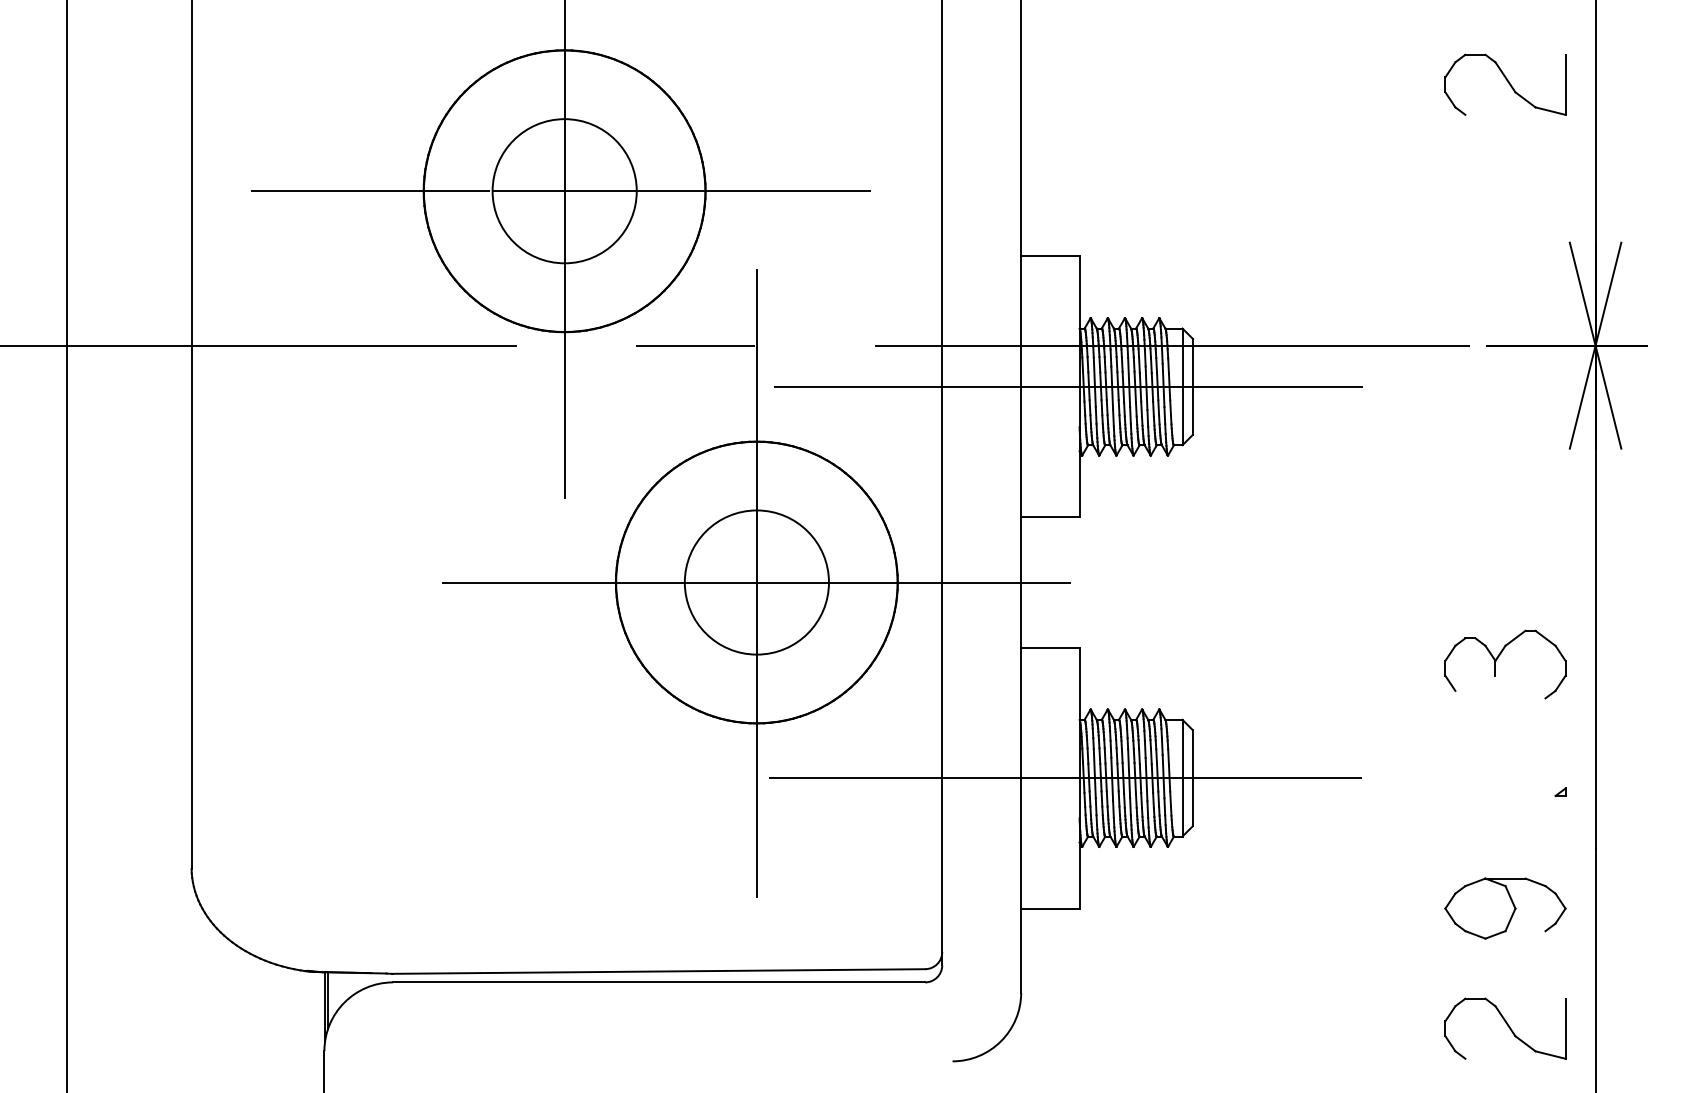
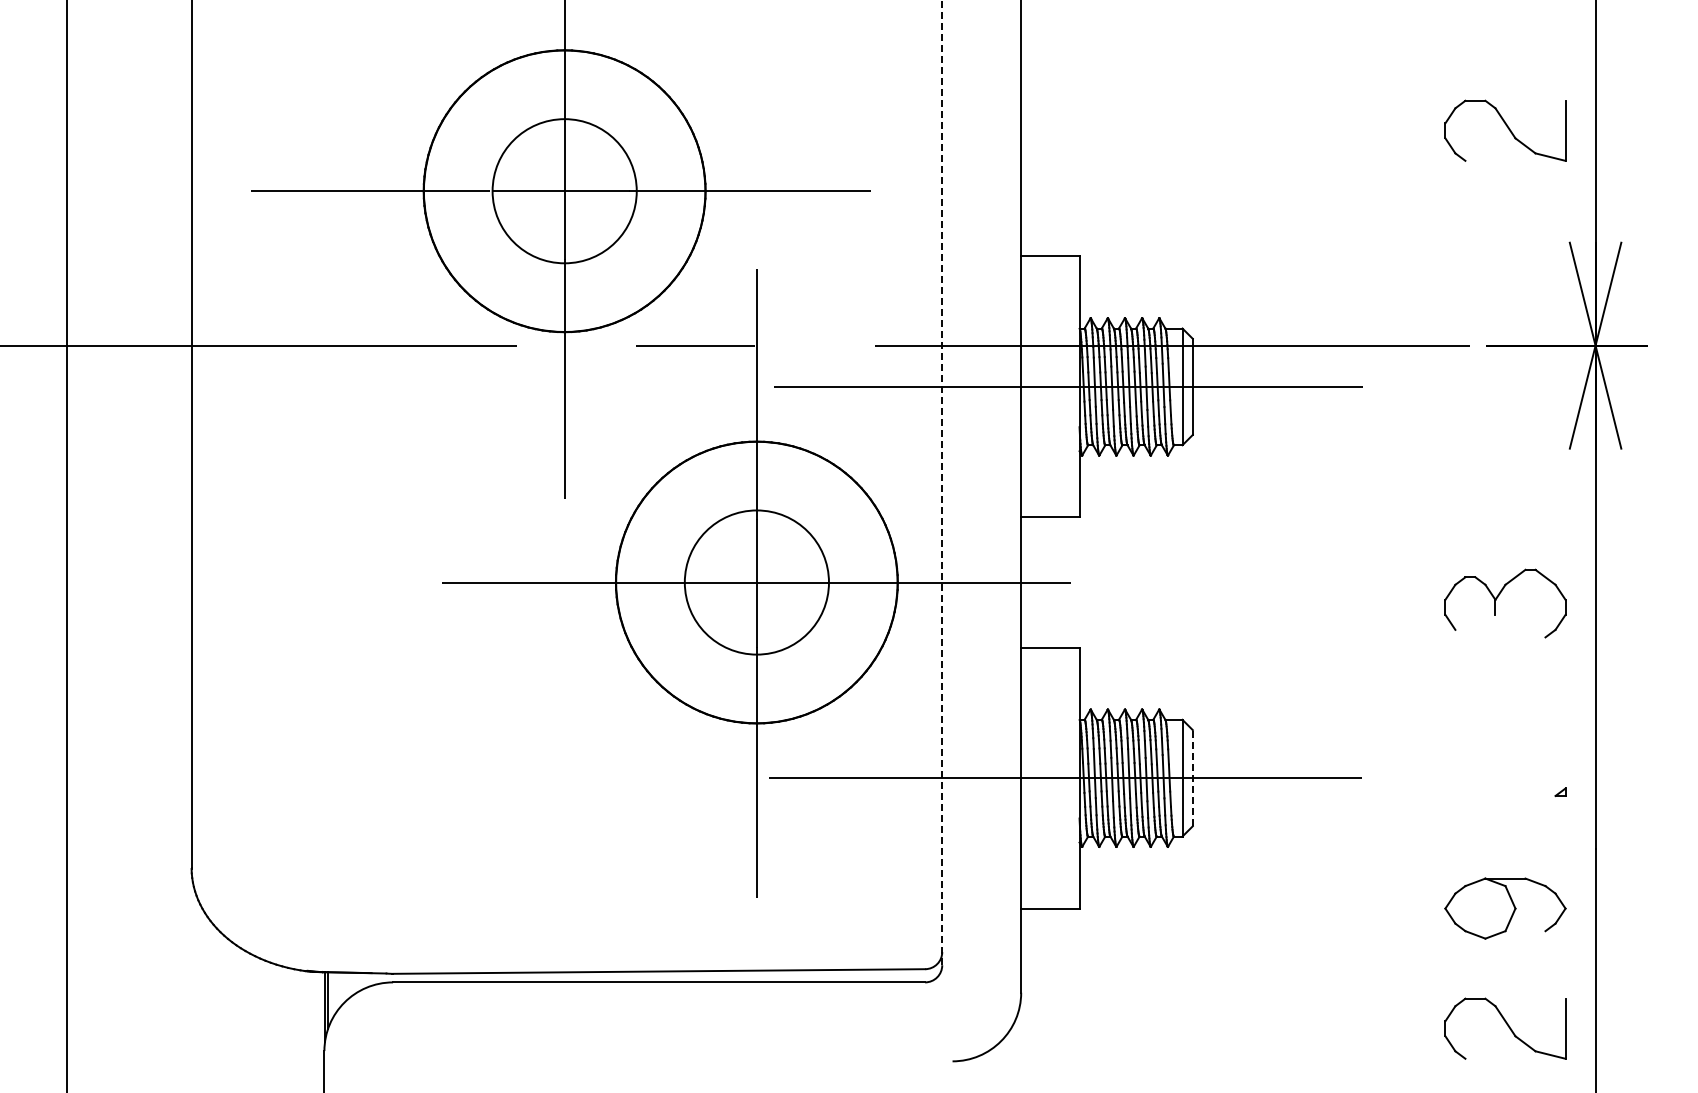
part position: (1505, 84) -> (1505, 130) (1505, 130)
line: solid -> dashed (942, 482)
part position: (1498, 658) -> (1498, 597) (1498, 597)
line: solid -> dashed (1192, 777)
